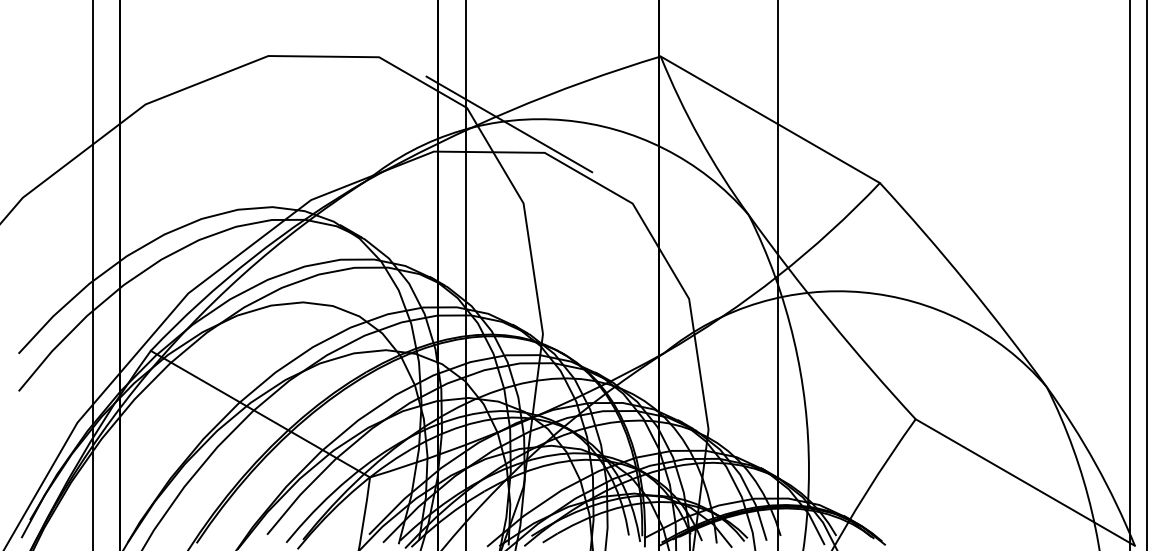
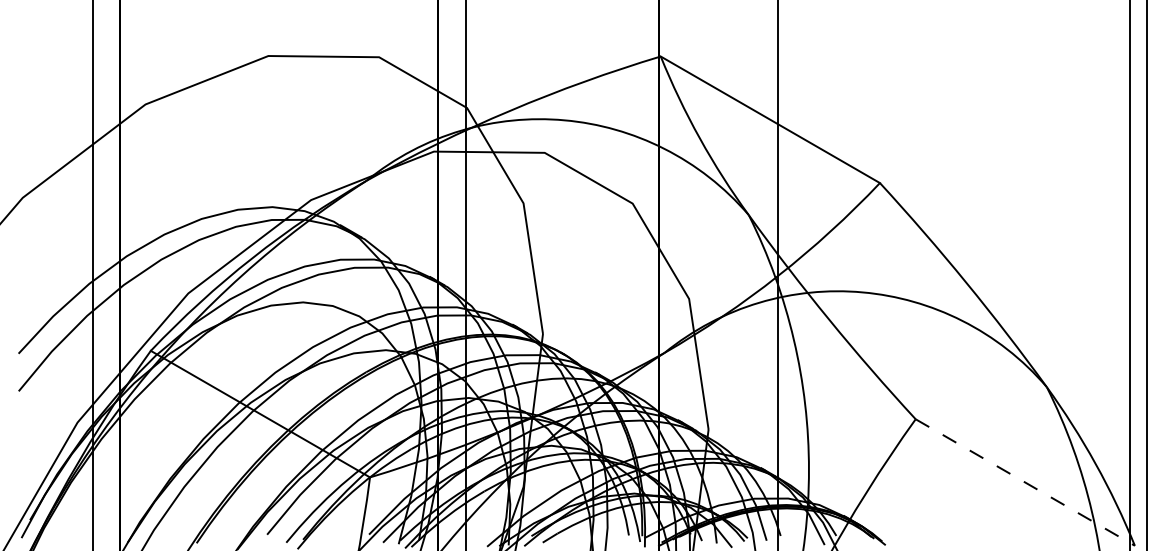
line: present -> none (509, 124)
line: solid -> dashed (1025, 482)
